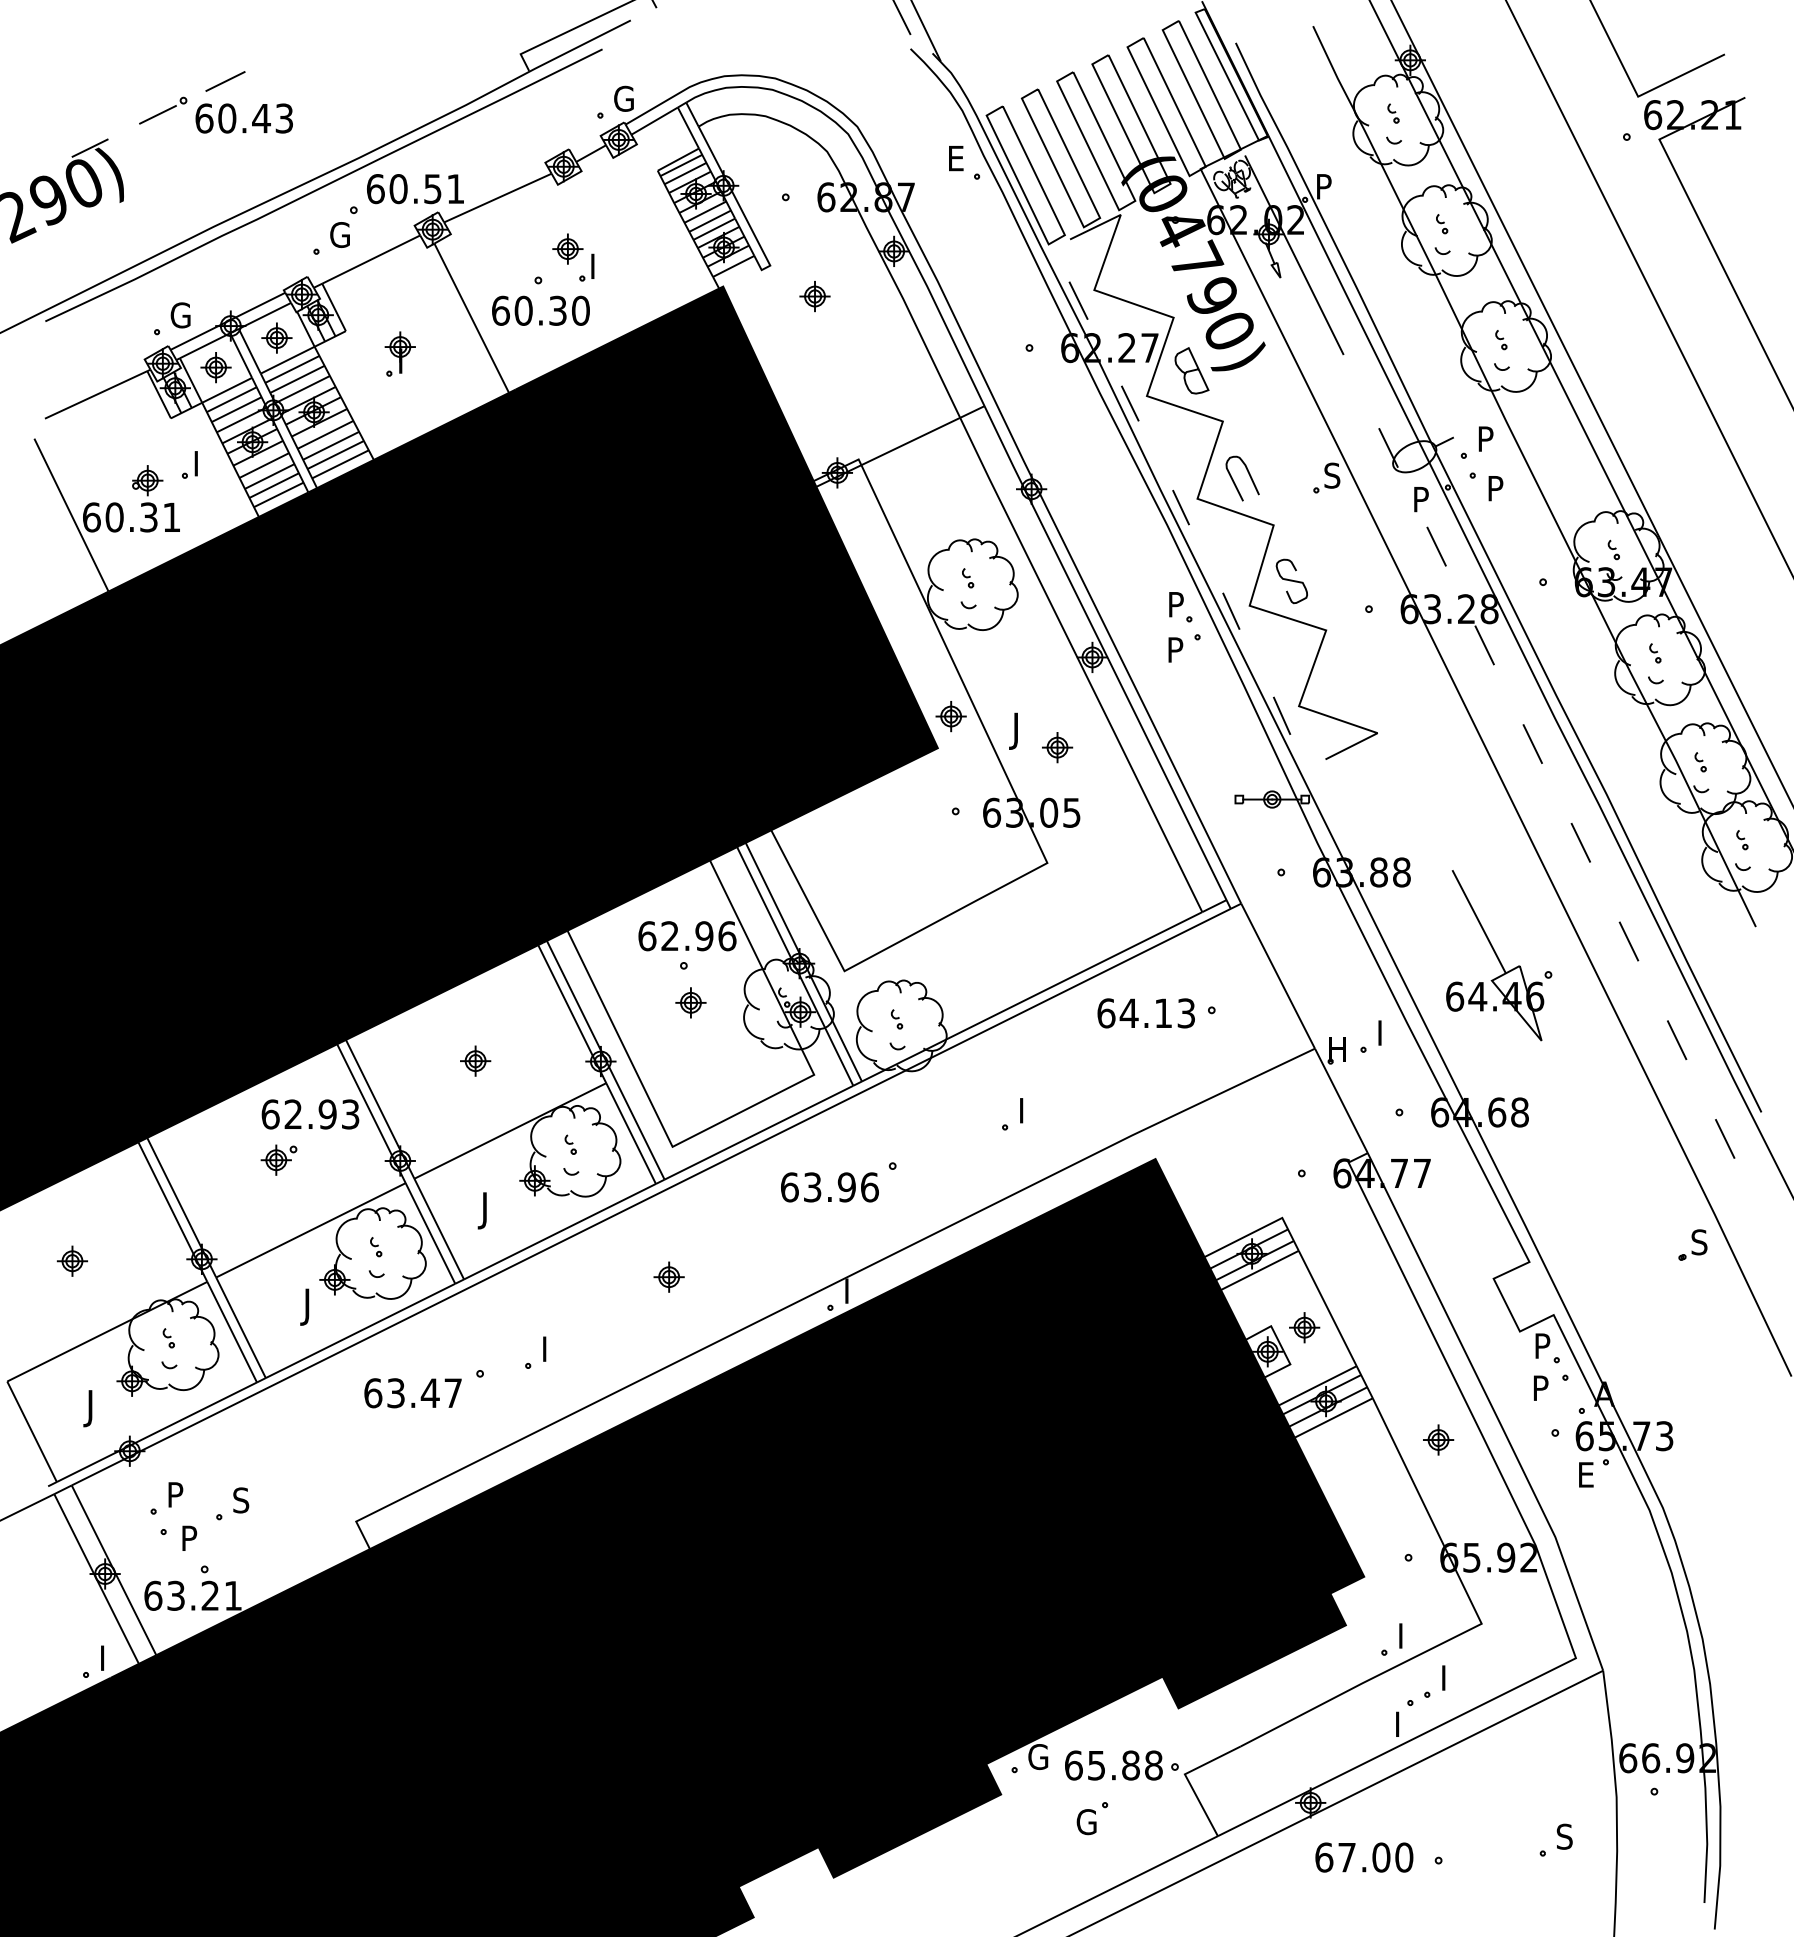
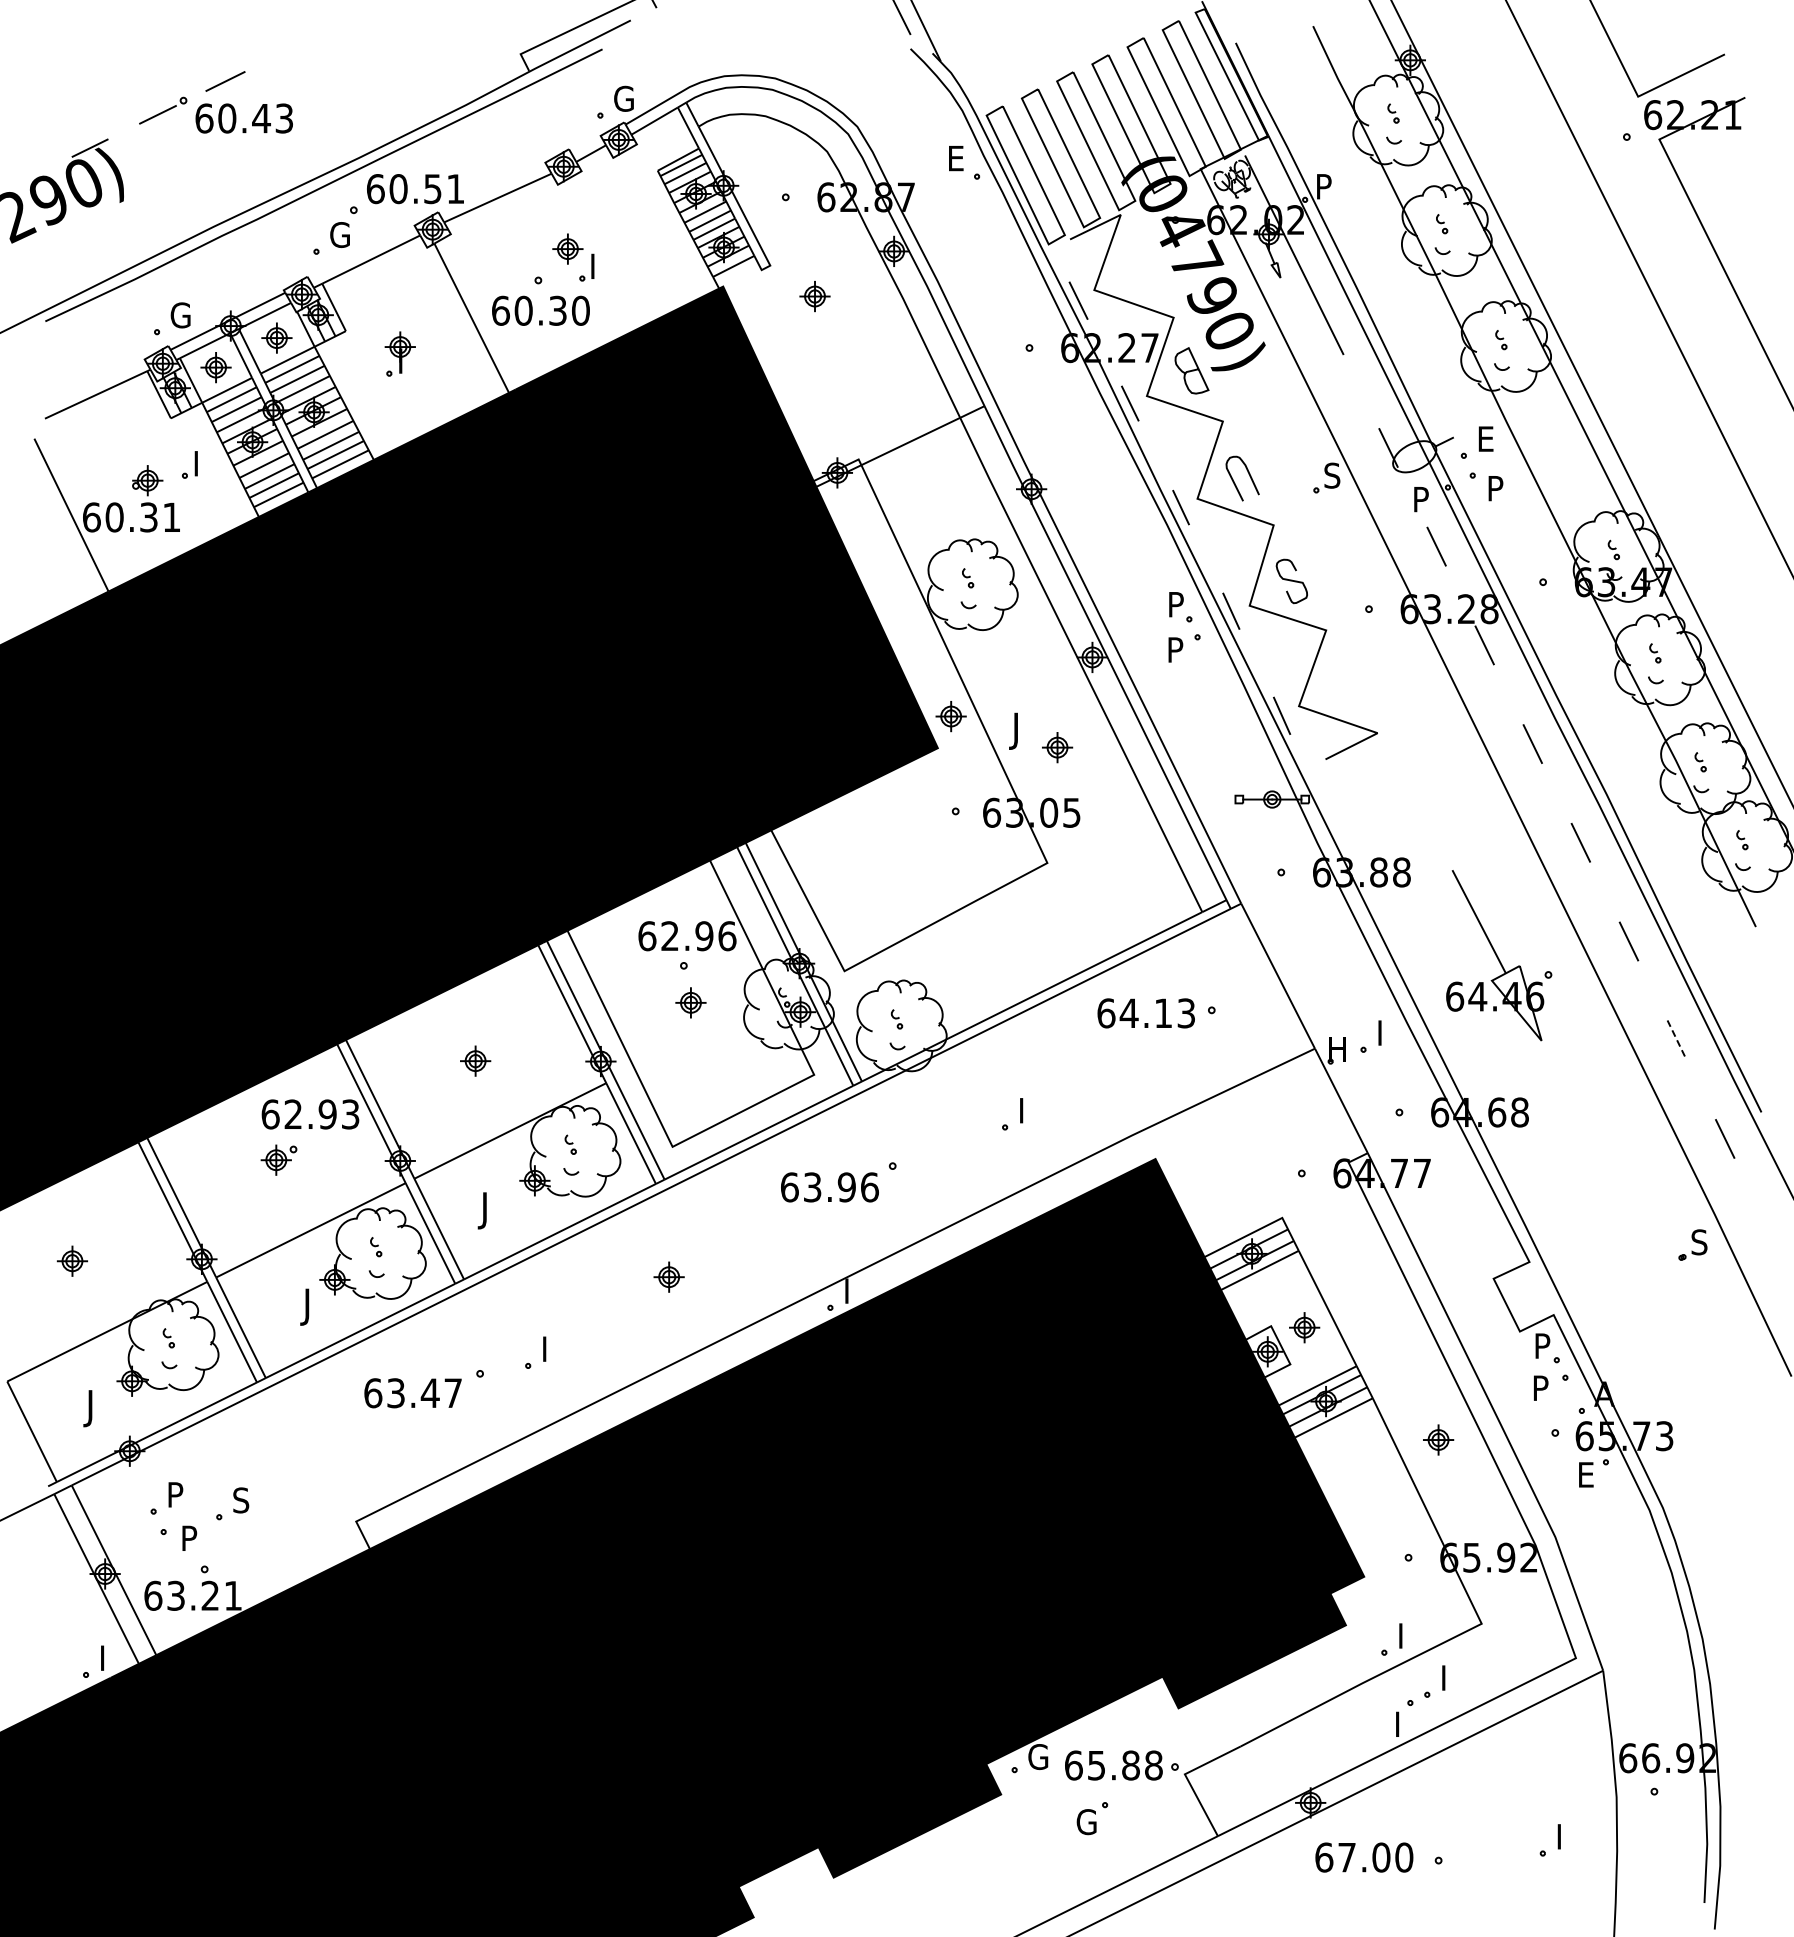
text: P -> E (1487, 438)
line: solid -> dashed (1677, 1040)
text: S -> I (1564, 1836)
